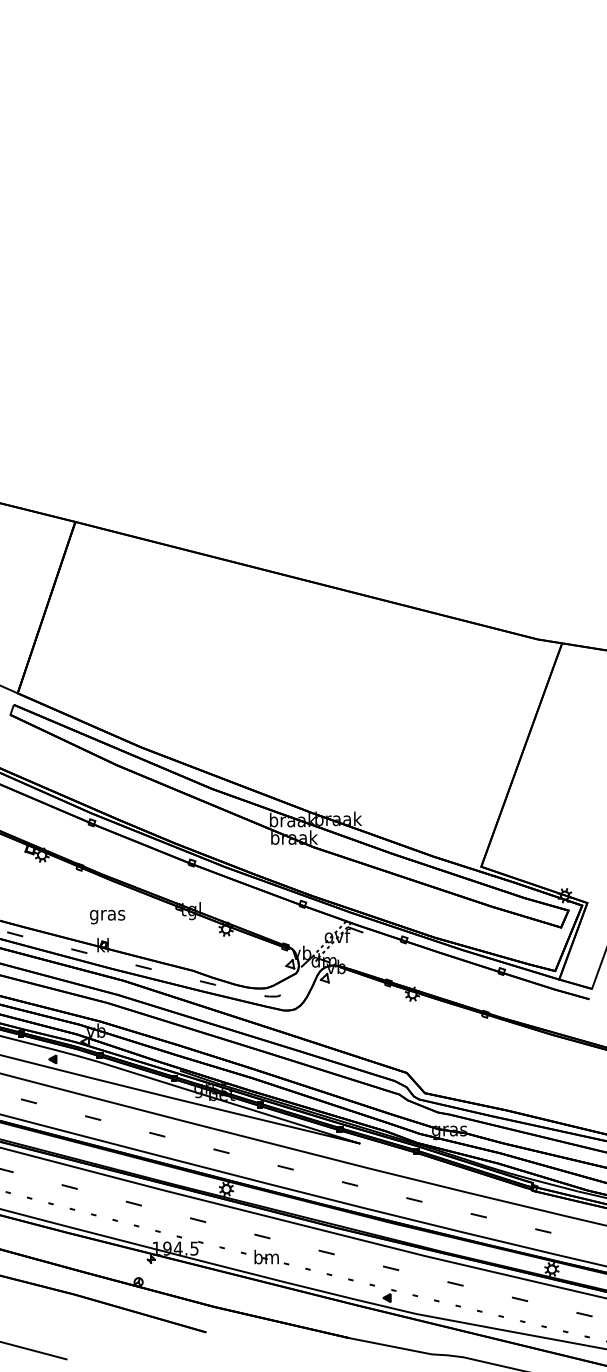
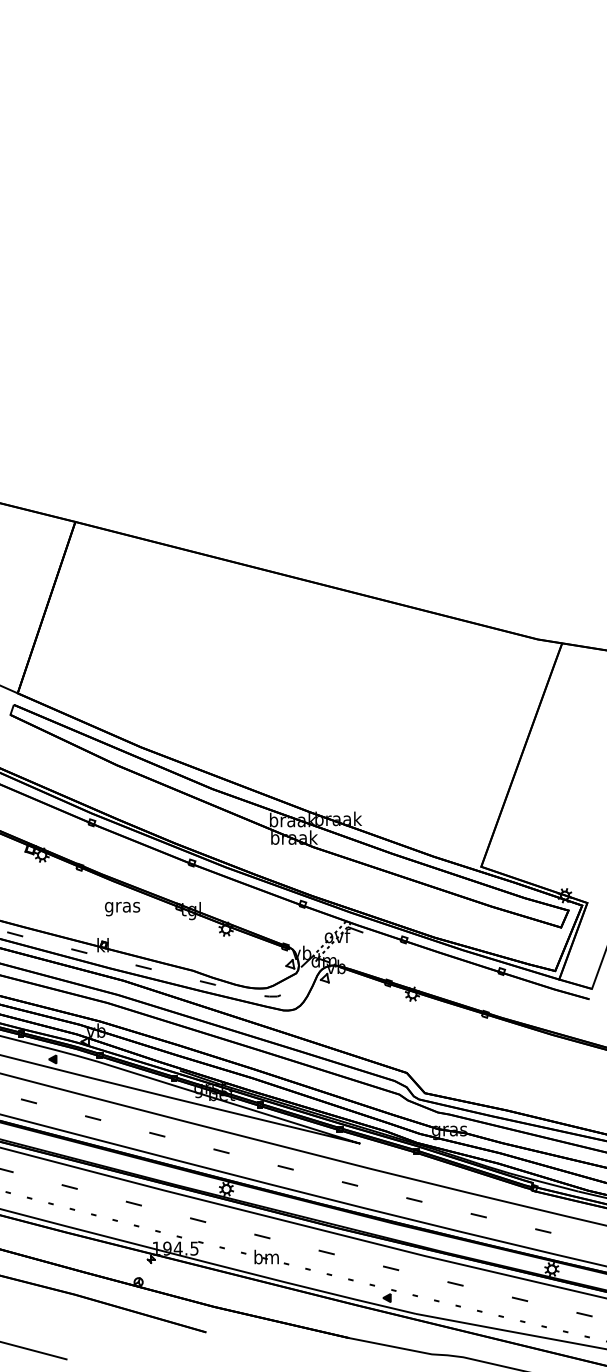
text position: (107, 917) -> (122, 909) (122, 909)
